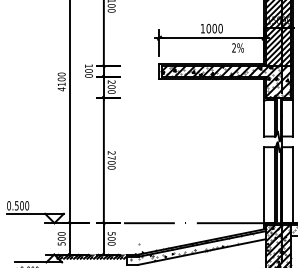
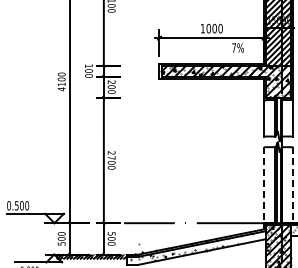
text: 2% -> 7% (233, 47)
line: solid -> dashed (293, 185)
line: solid -> dashed (264, 188)
